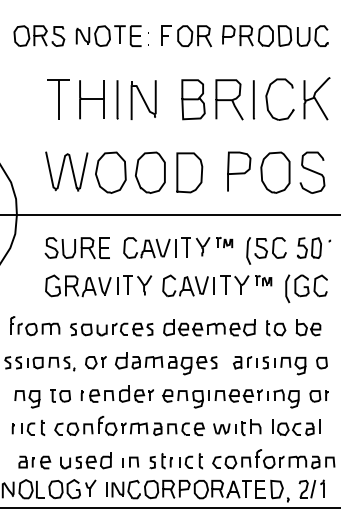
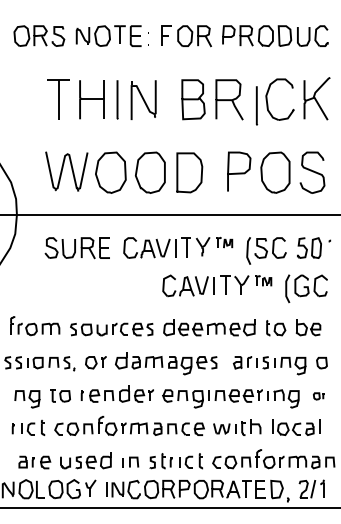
line position: (253, 99) -> (256, 105) (256, 105)
part: present -> none (98, 285)
part size: 20x13 px -> 12x9 px (318, 396)
